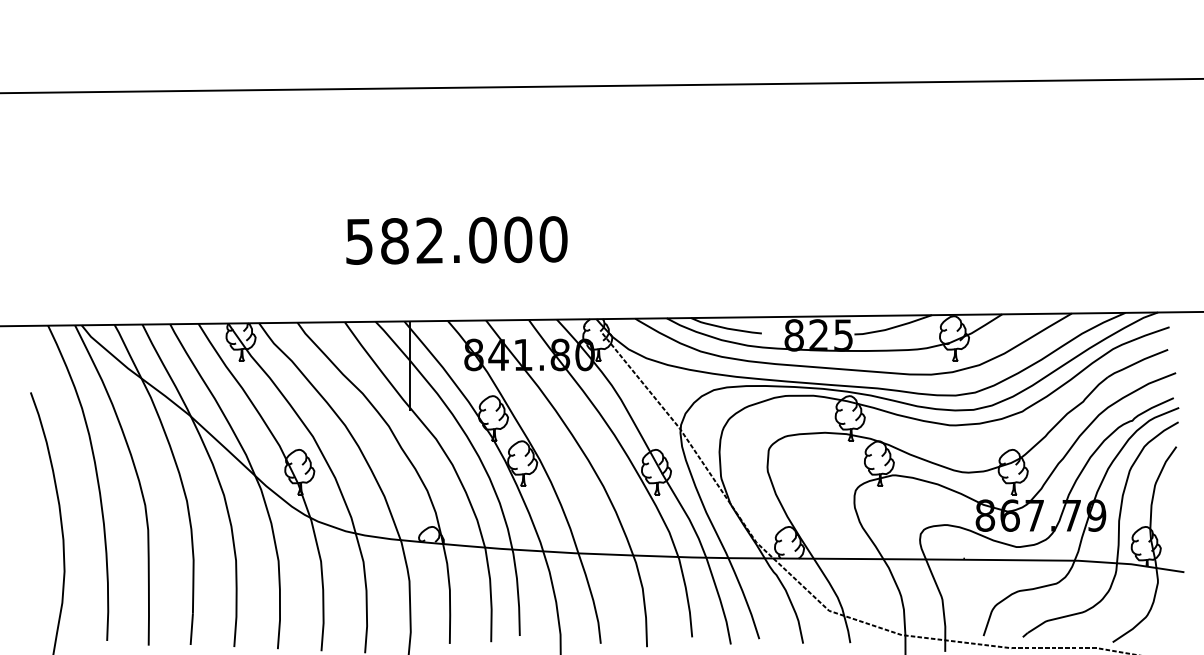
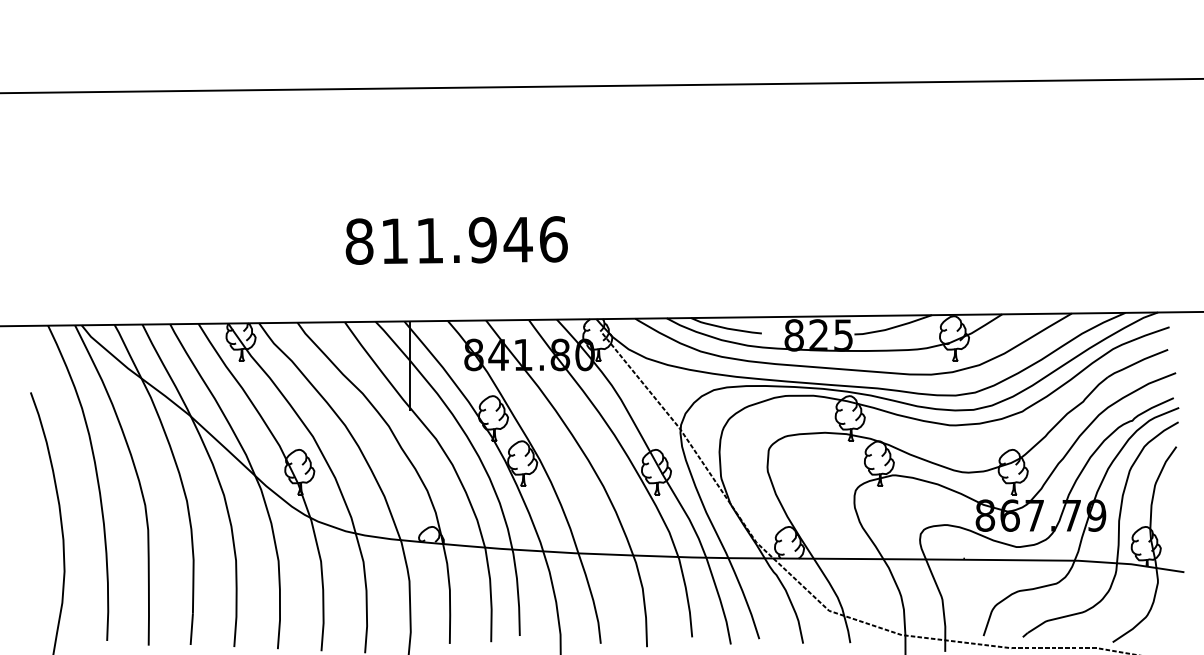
text: 582.000 -> 811.946 (456, 240)
